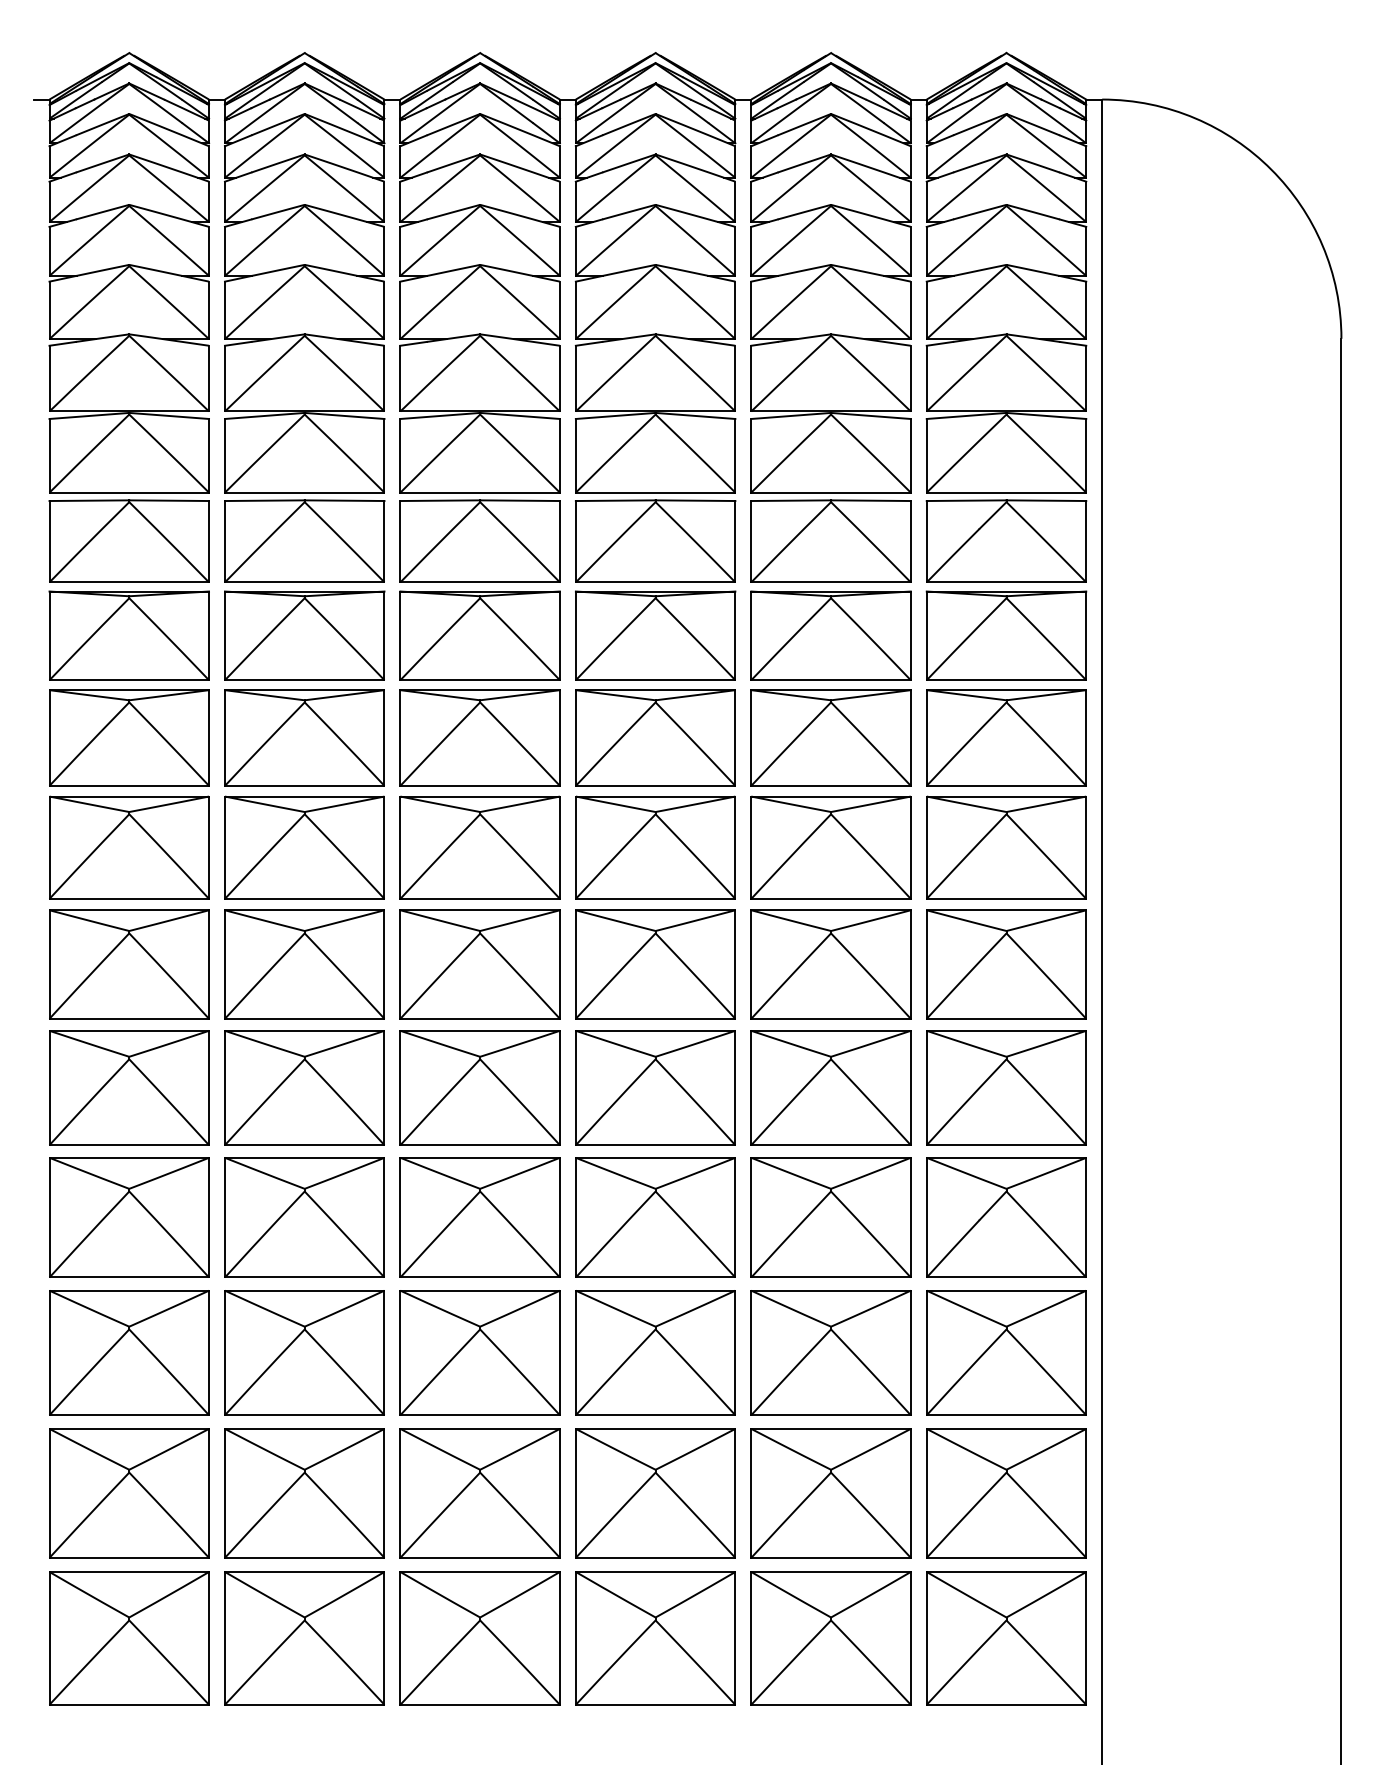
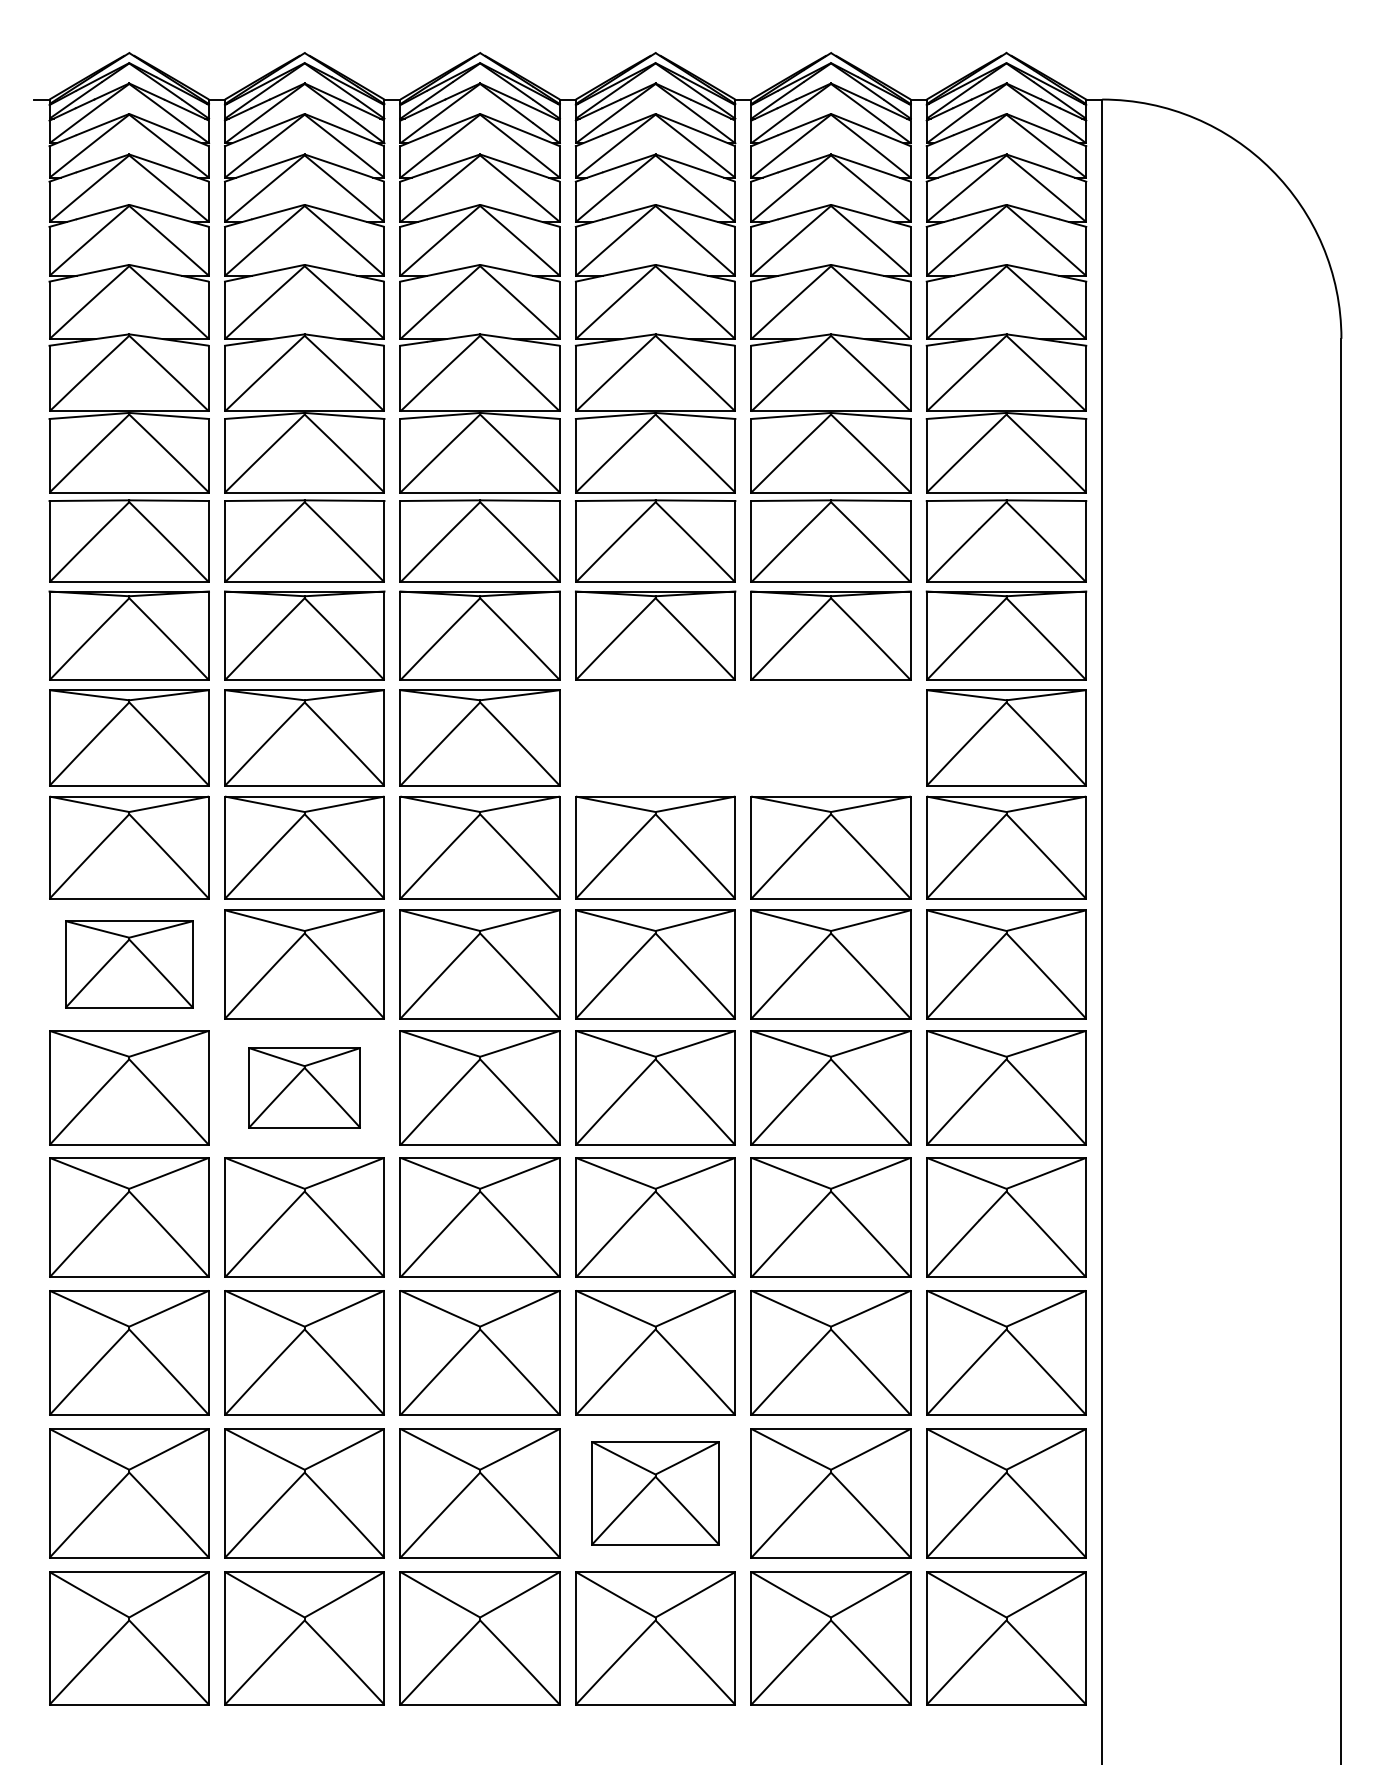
part: present -> none (655, 737)
part: present -> none (830, 737)
part size: 161x111 px -> 129x89 px (129, 964)
part size: 161x116 px -> 113x82 px (304, 1087)
part size: 161x131 px -> 129x105 px (655, 1493)
